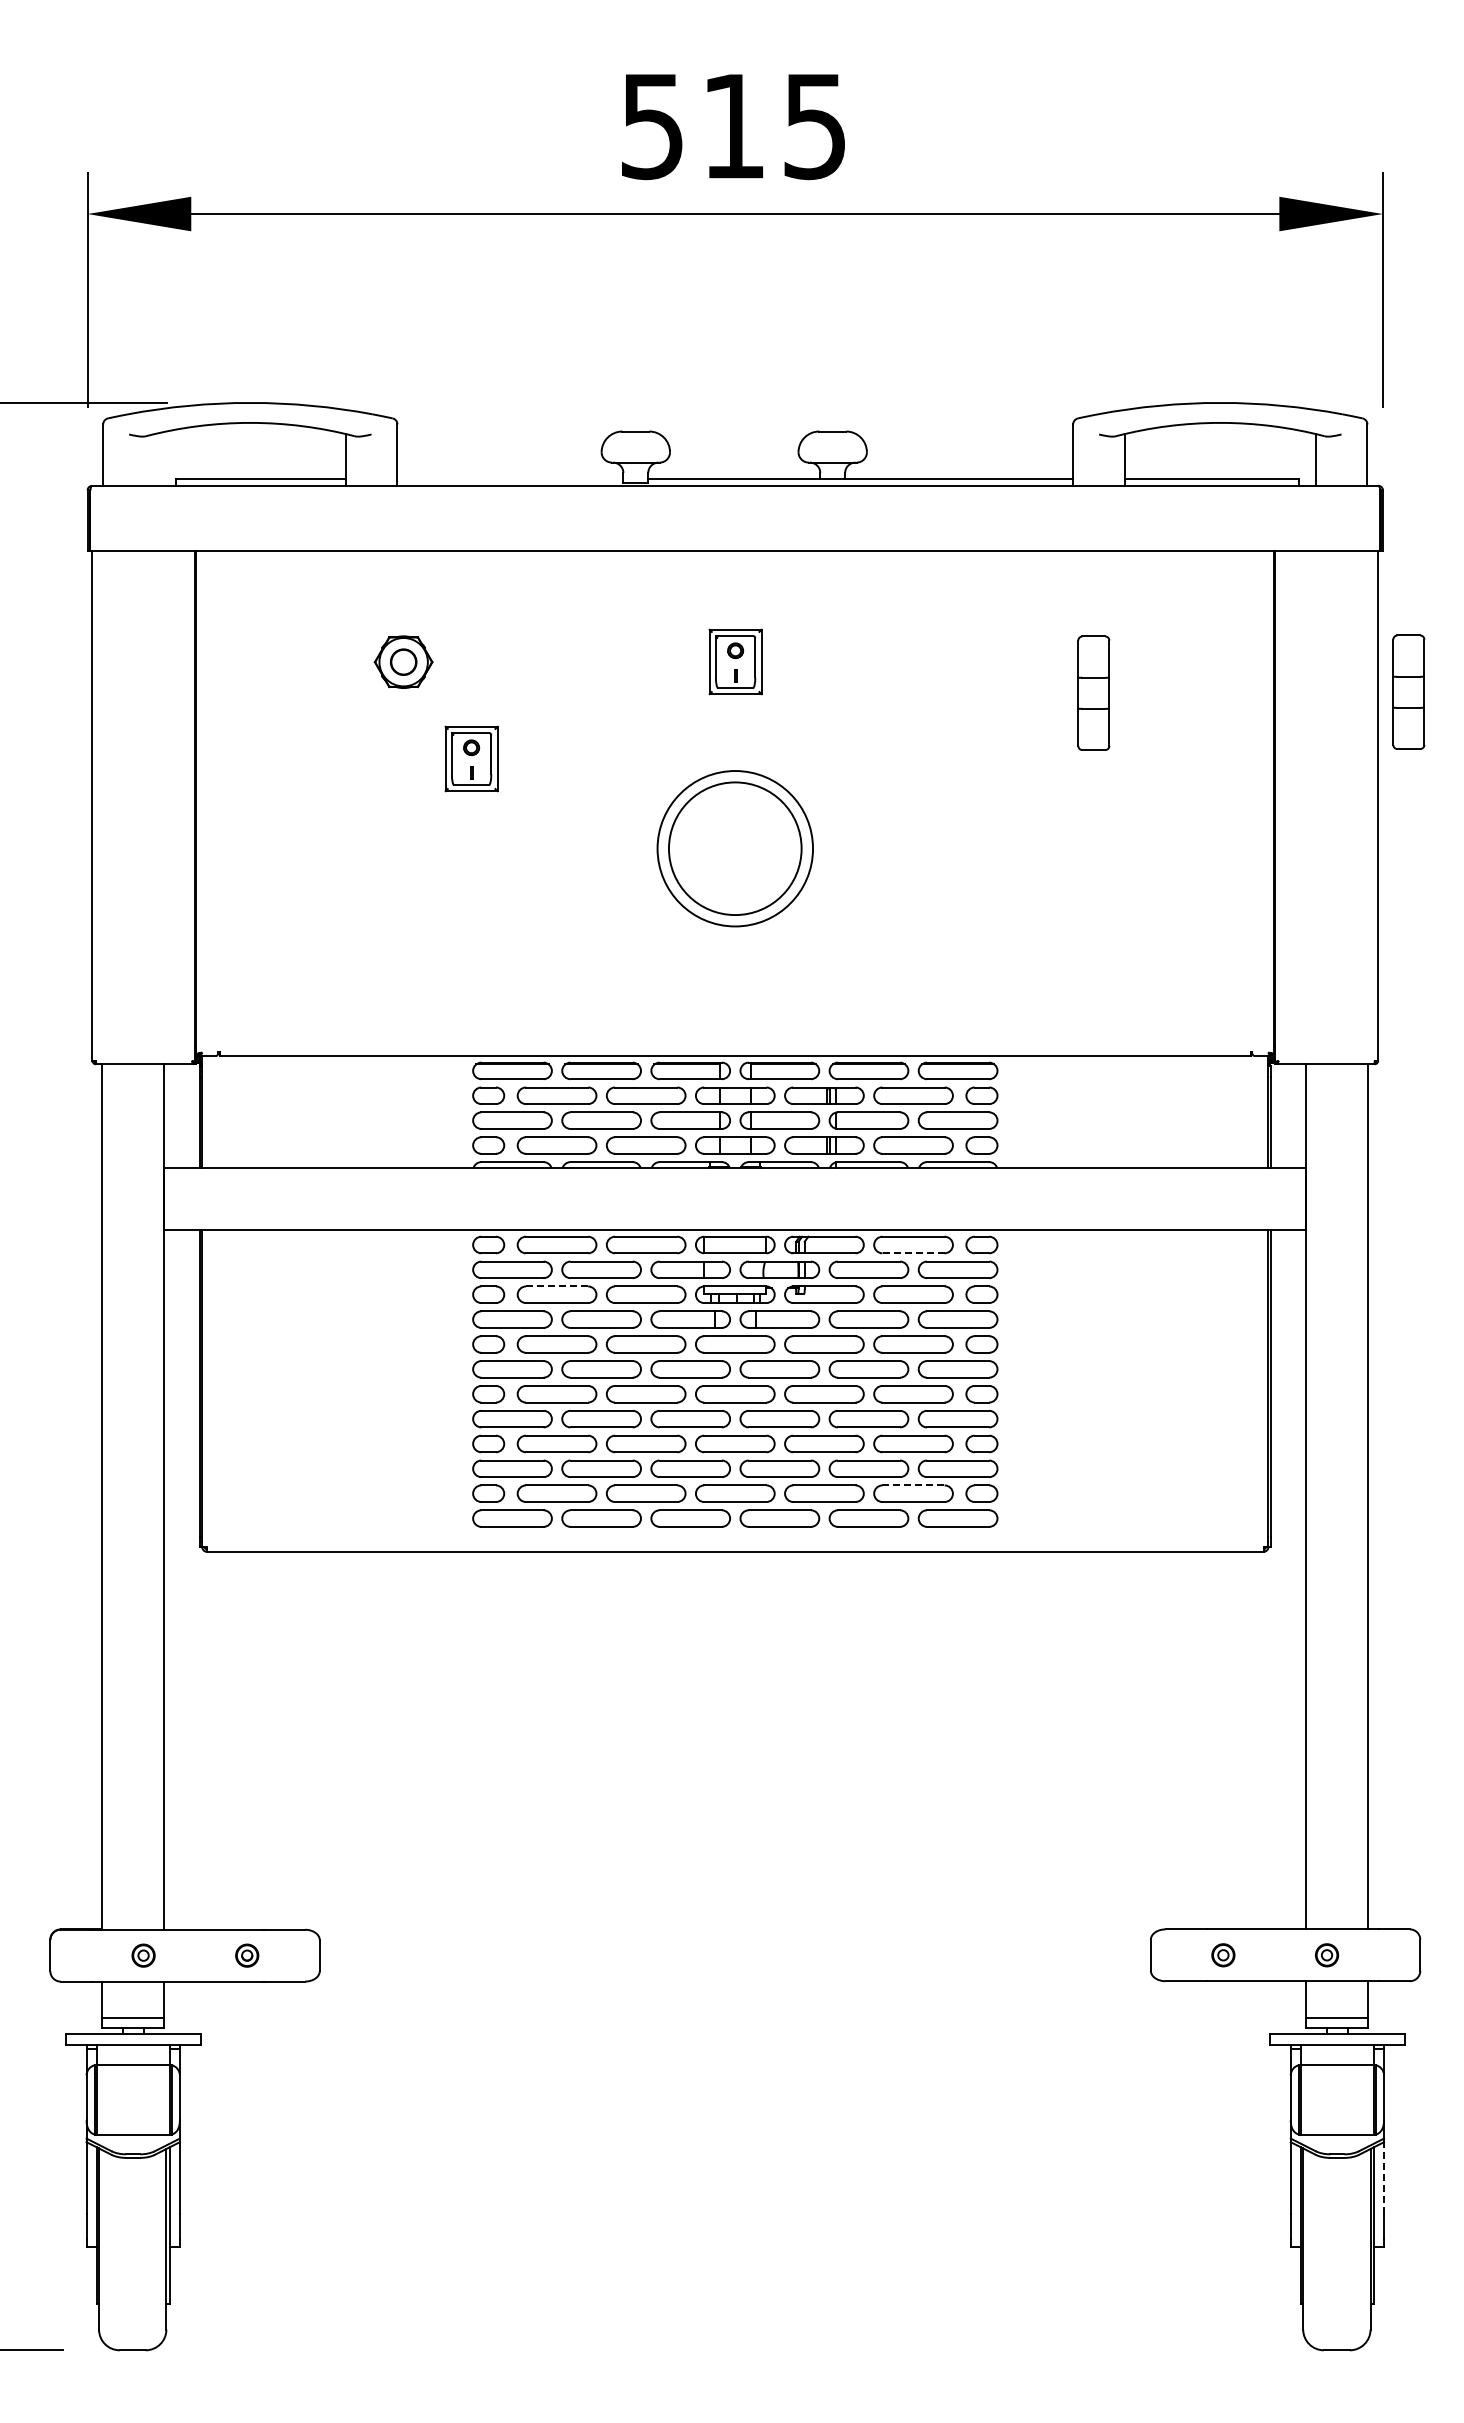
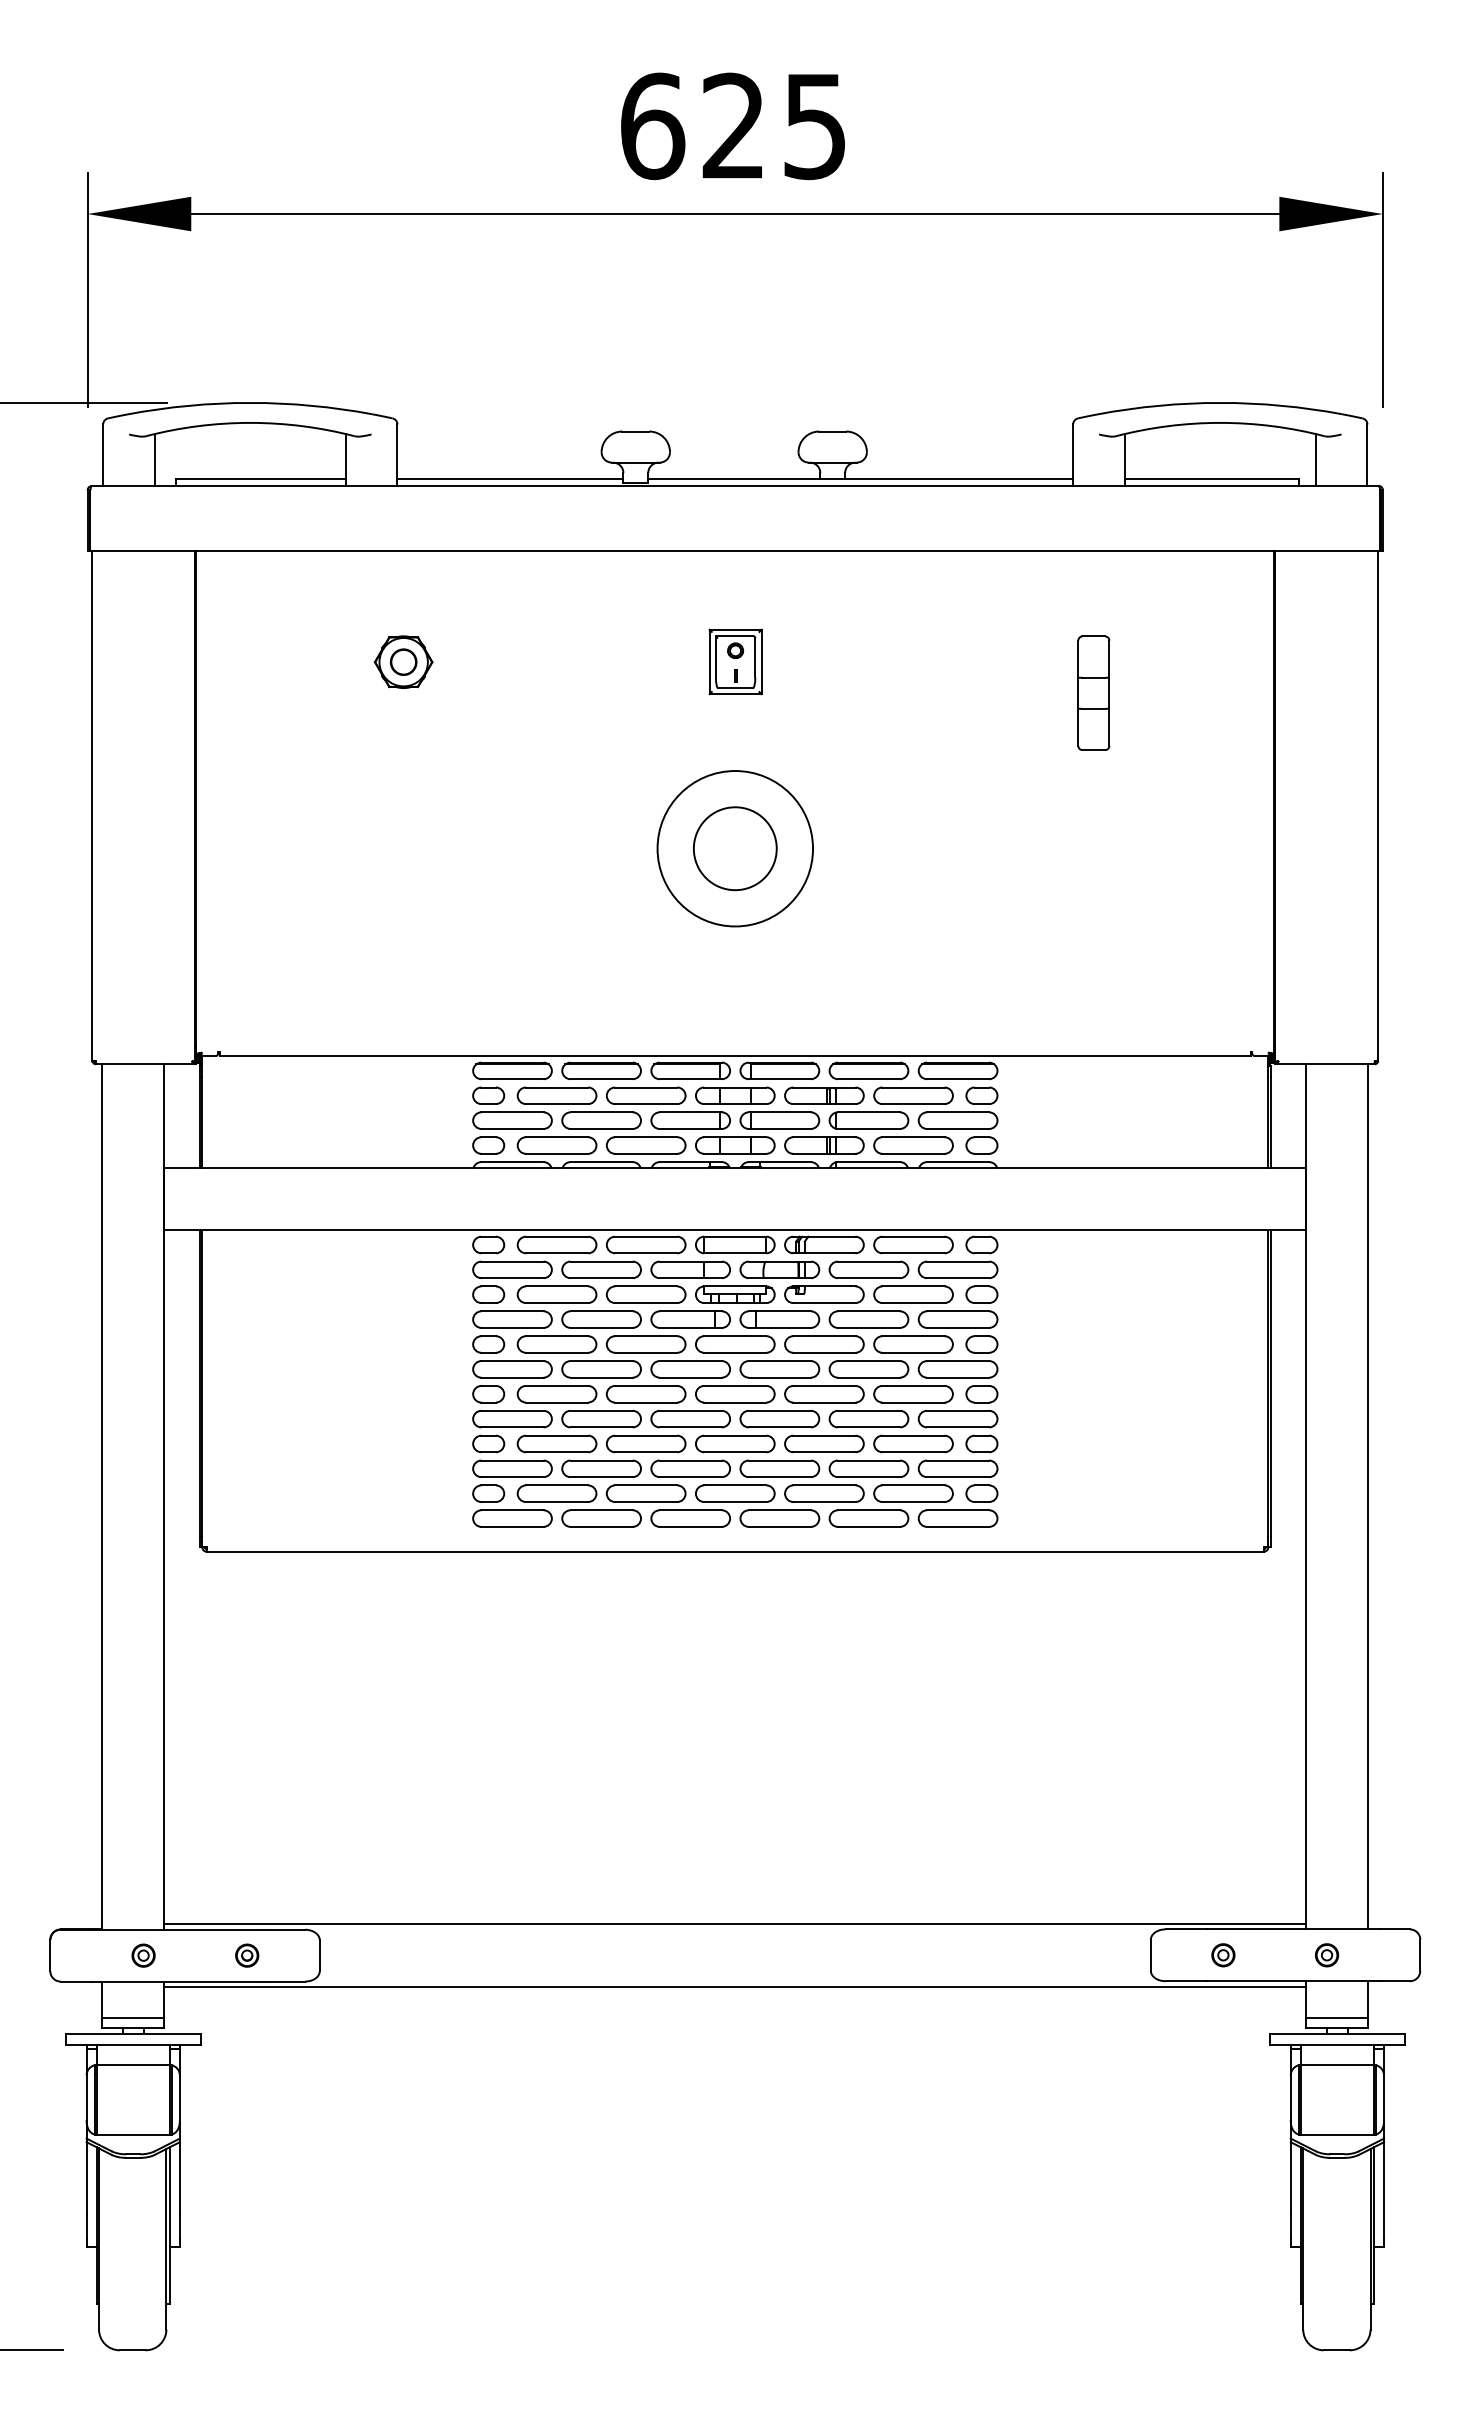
text: 515 -> 625 (692, 126)
line: none -> present (155, 459)
line: none -> present (510, 478)
part: present -> none (1408, 691)
part: present -> none (471, 758)
circle diameter: 133 px -> 83 px (734, 848)
line: dashed -> solid (913, 1253)
line: dashed -> solid (557, 1286)
line: dashed -> solid (914, 1485)
line: none -> present (735, 1924)
line: none -> present (735, 1986)
line: dashed -> solid (1384, 2177)
